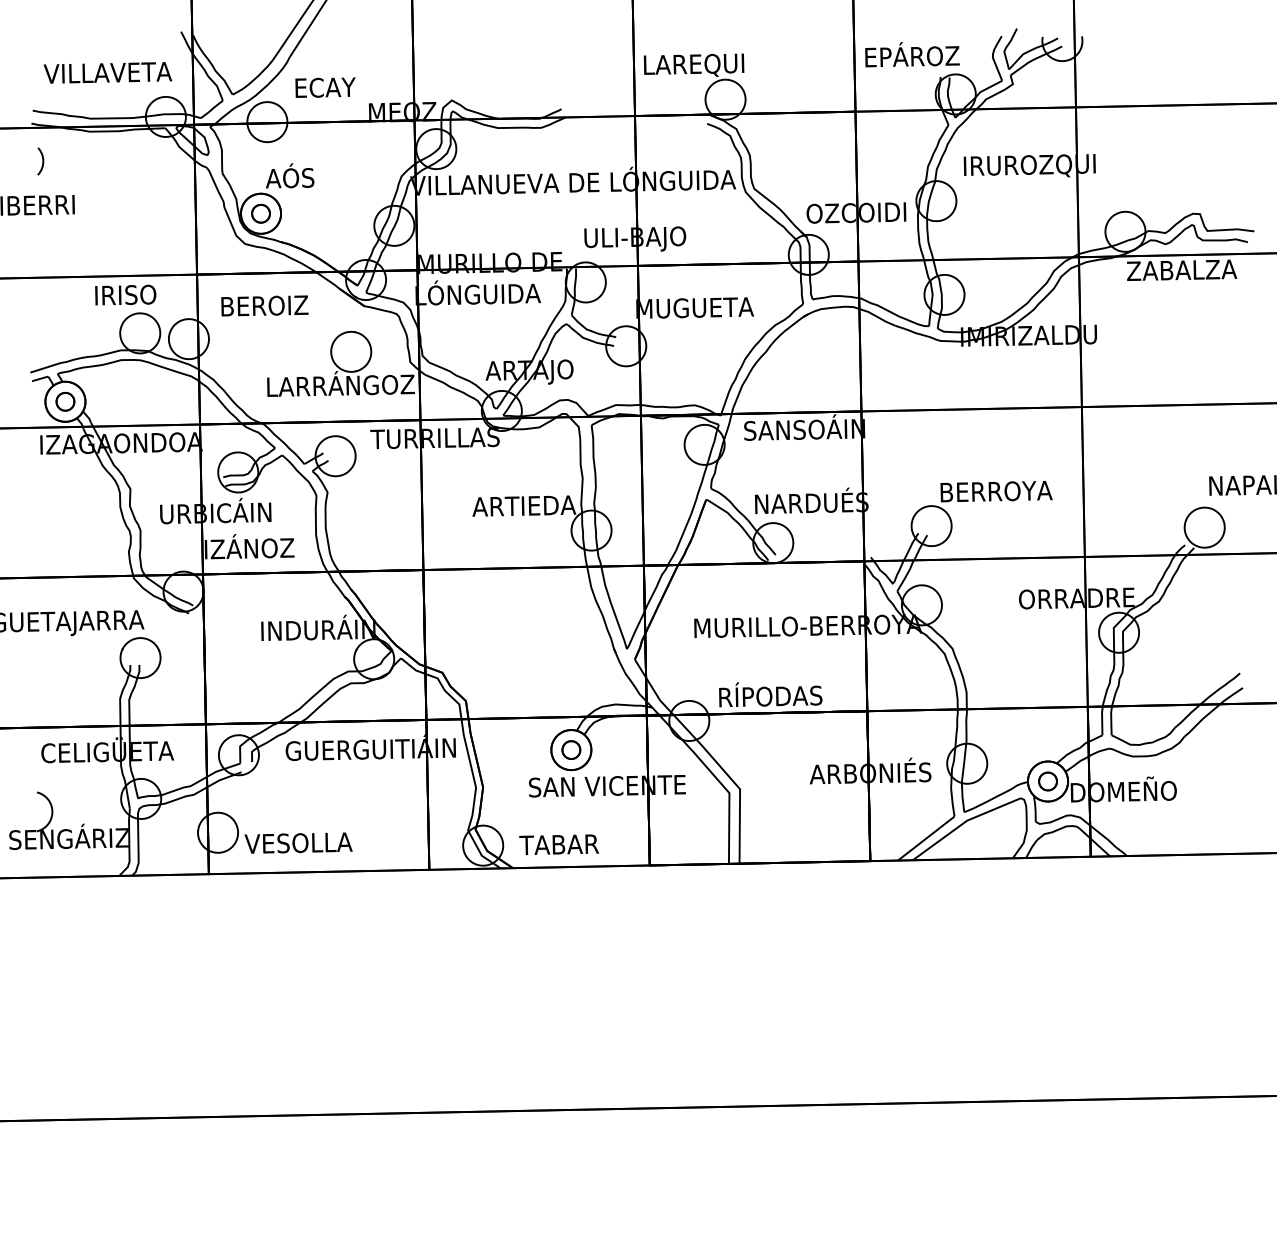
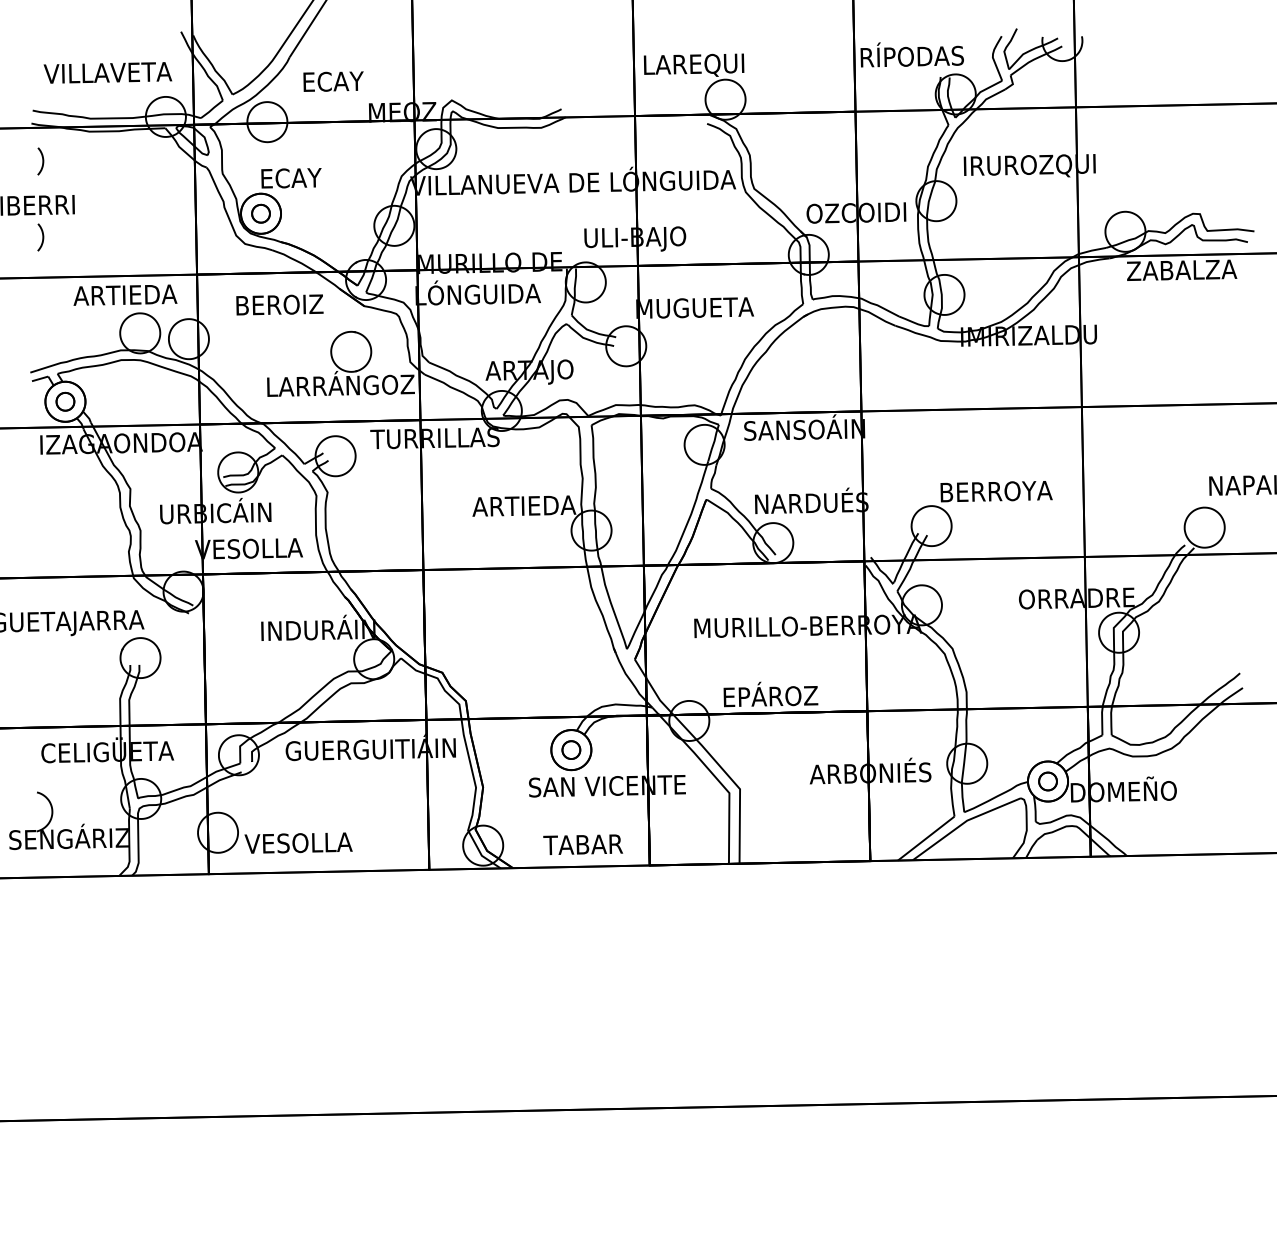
text: EPÁROZ -> RÍPODAS (911, 54)
text position: (325, 87) -> (333, 81) (333, 81)
text: AÓS -> ECAY (291, 175)
curve: none -> present (42, 237)
text: IRISO -> ARTIEDA (125, 294)
text position: (264, 305) -> (279, 304) (279, 304)
text: IZÁNOZ -> VESOLLA (249, 546)
text: RÍPODAS -> EPÁROZ (770, 694)
text position: (559, 844) -> (583, 844) (583, 844)
